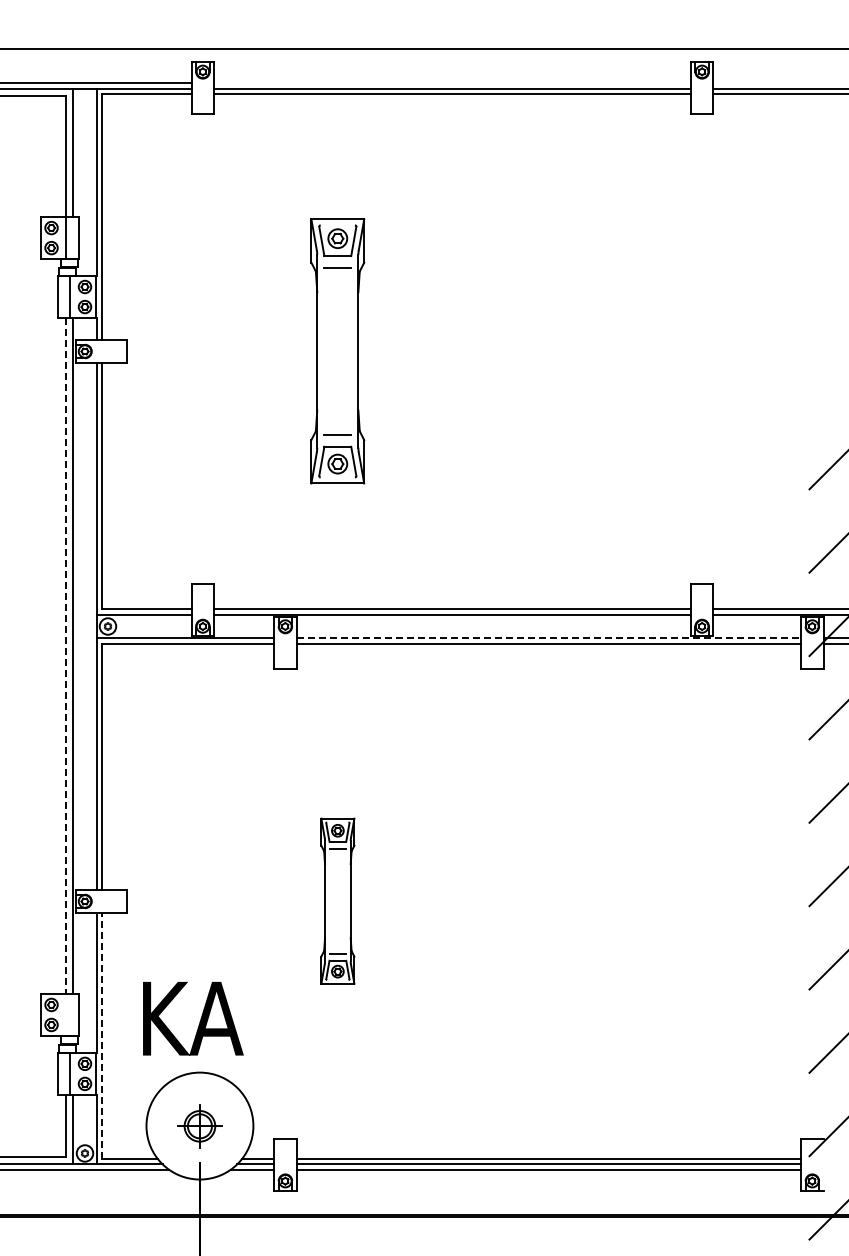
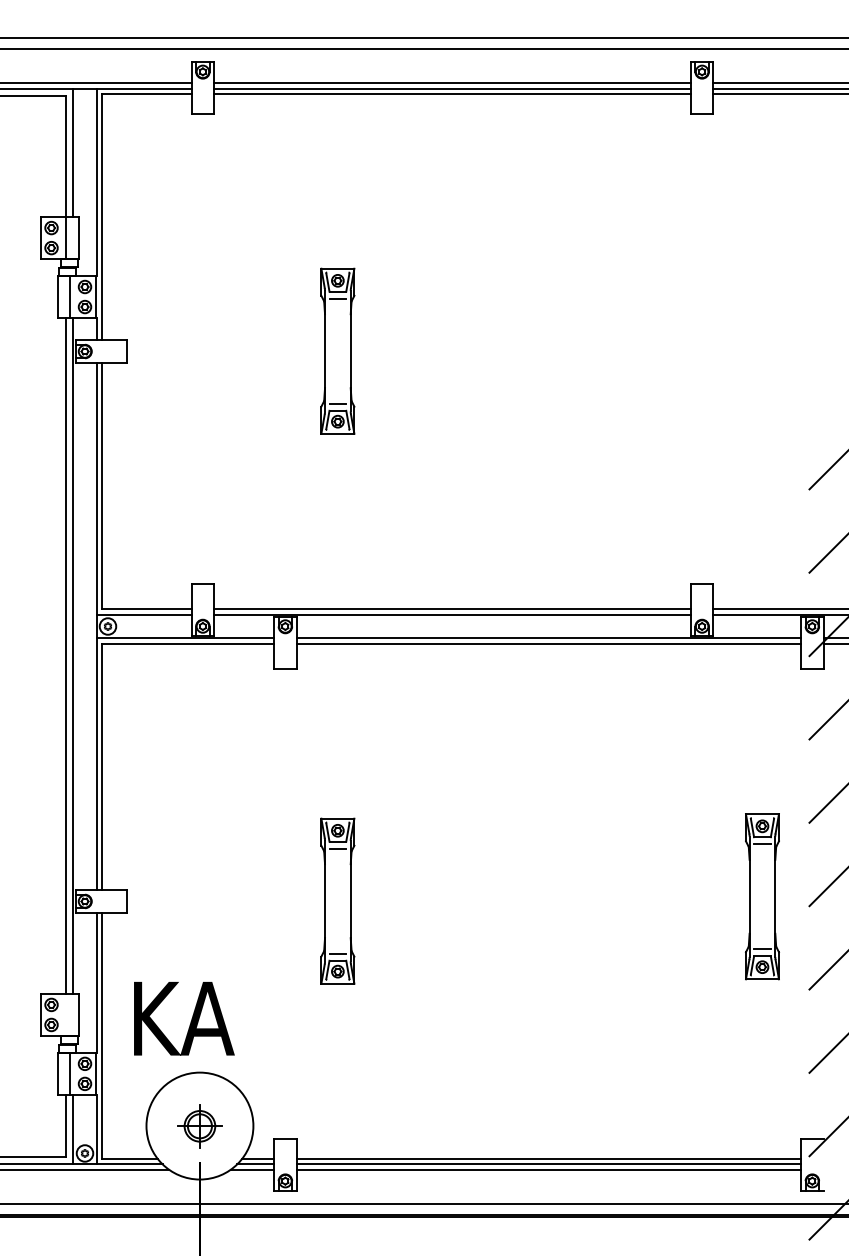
line: none -> present (423, 37)
line: none -> present (452, 83)
line: none -> present (779, 83)
part size: 56x267 px -> 36x168 px (337, 350)
line: dashed -> solid (549, 638)
line: dashed -> solid (65, 656)
part: none -> present (762, 896)
text position: (193, 1018) -> (184, 1018) (184, 1018)
line: dashed -> solid (102, 1035)
line: none -> present (423, 1204)
